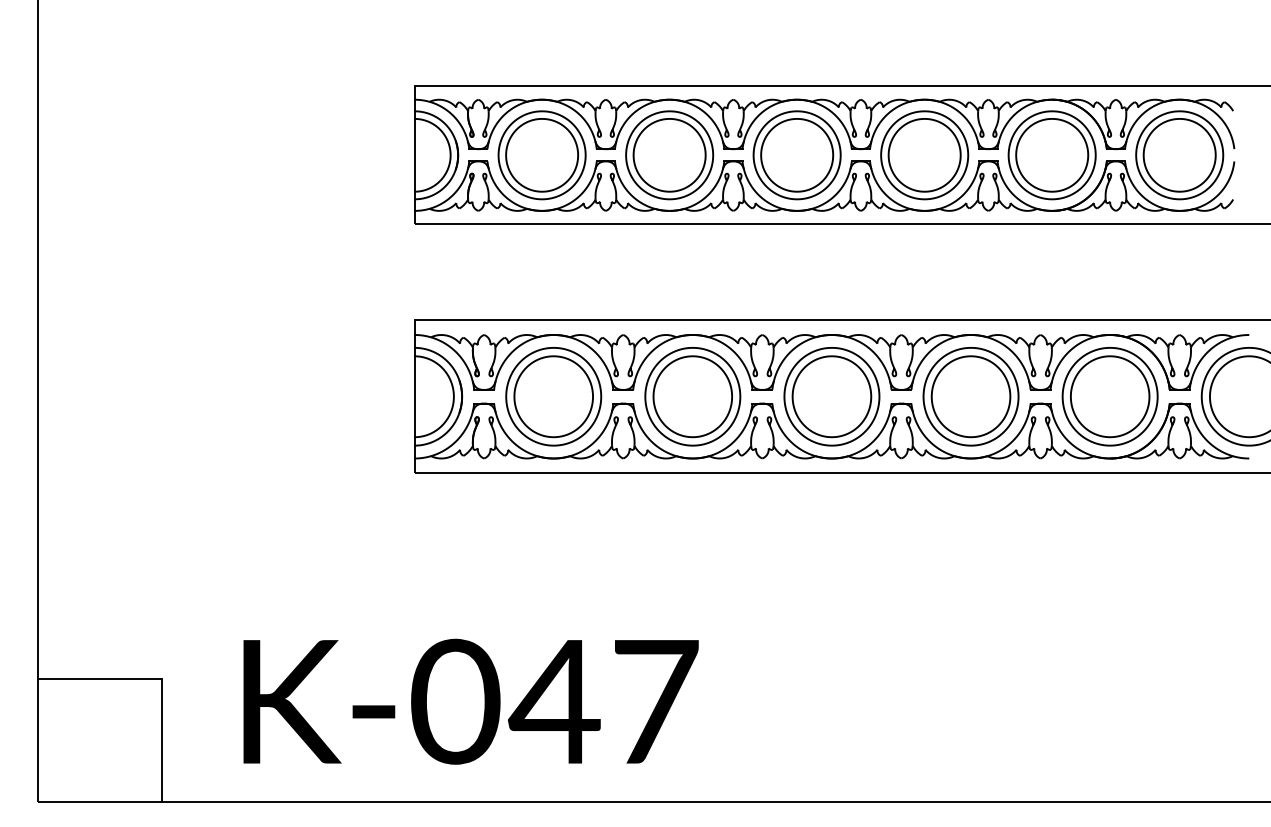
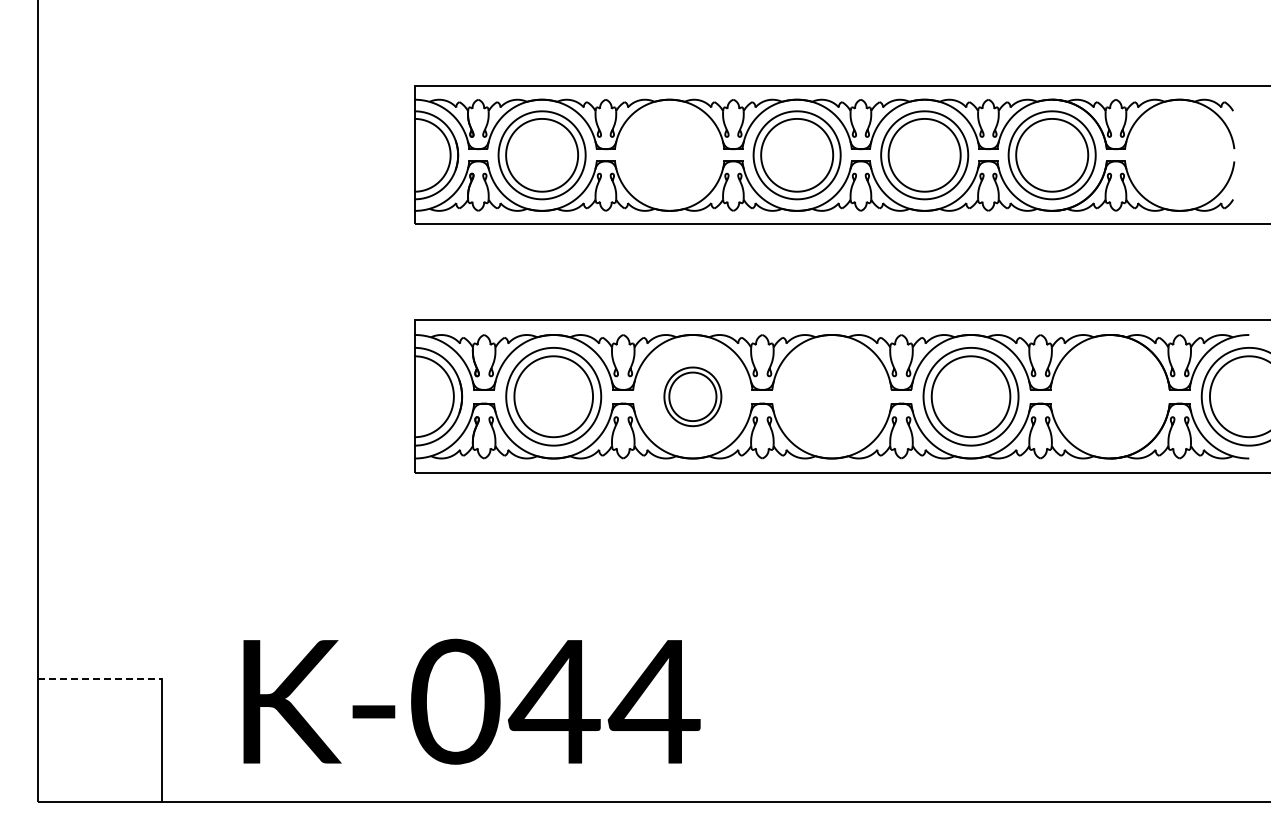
part: present -> none (669, 155)
part: present -> none (1179, 155)
part size: 98x100 px -> 60x62 px (692, 396)
part: present -> none (831, 396)
part: present -> none (1109, 396)
line: solid -> dashed (99, 678)
text: K-047 -> K-044 (653, 701)
